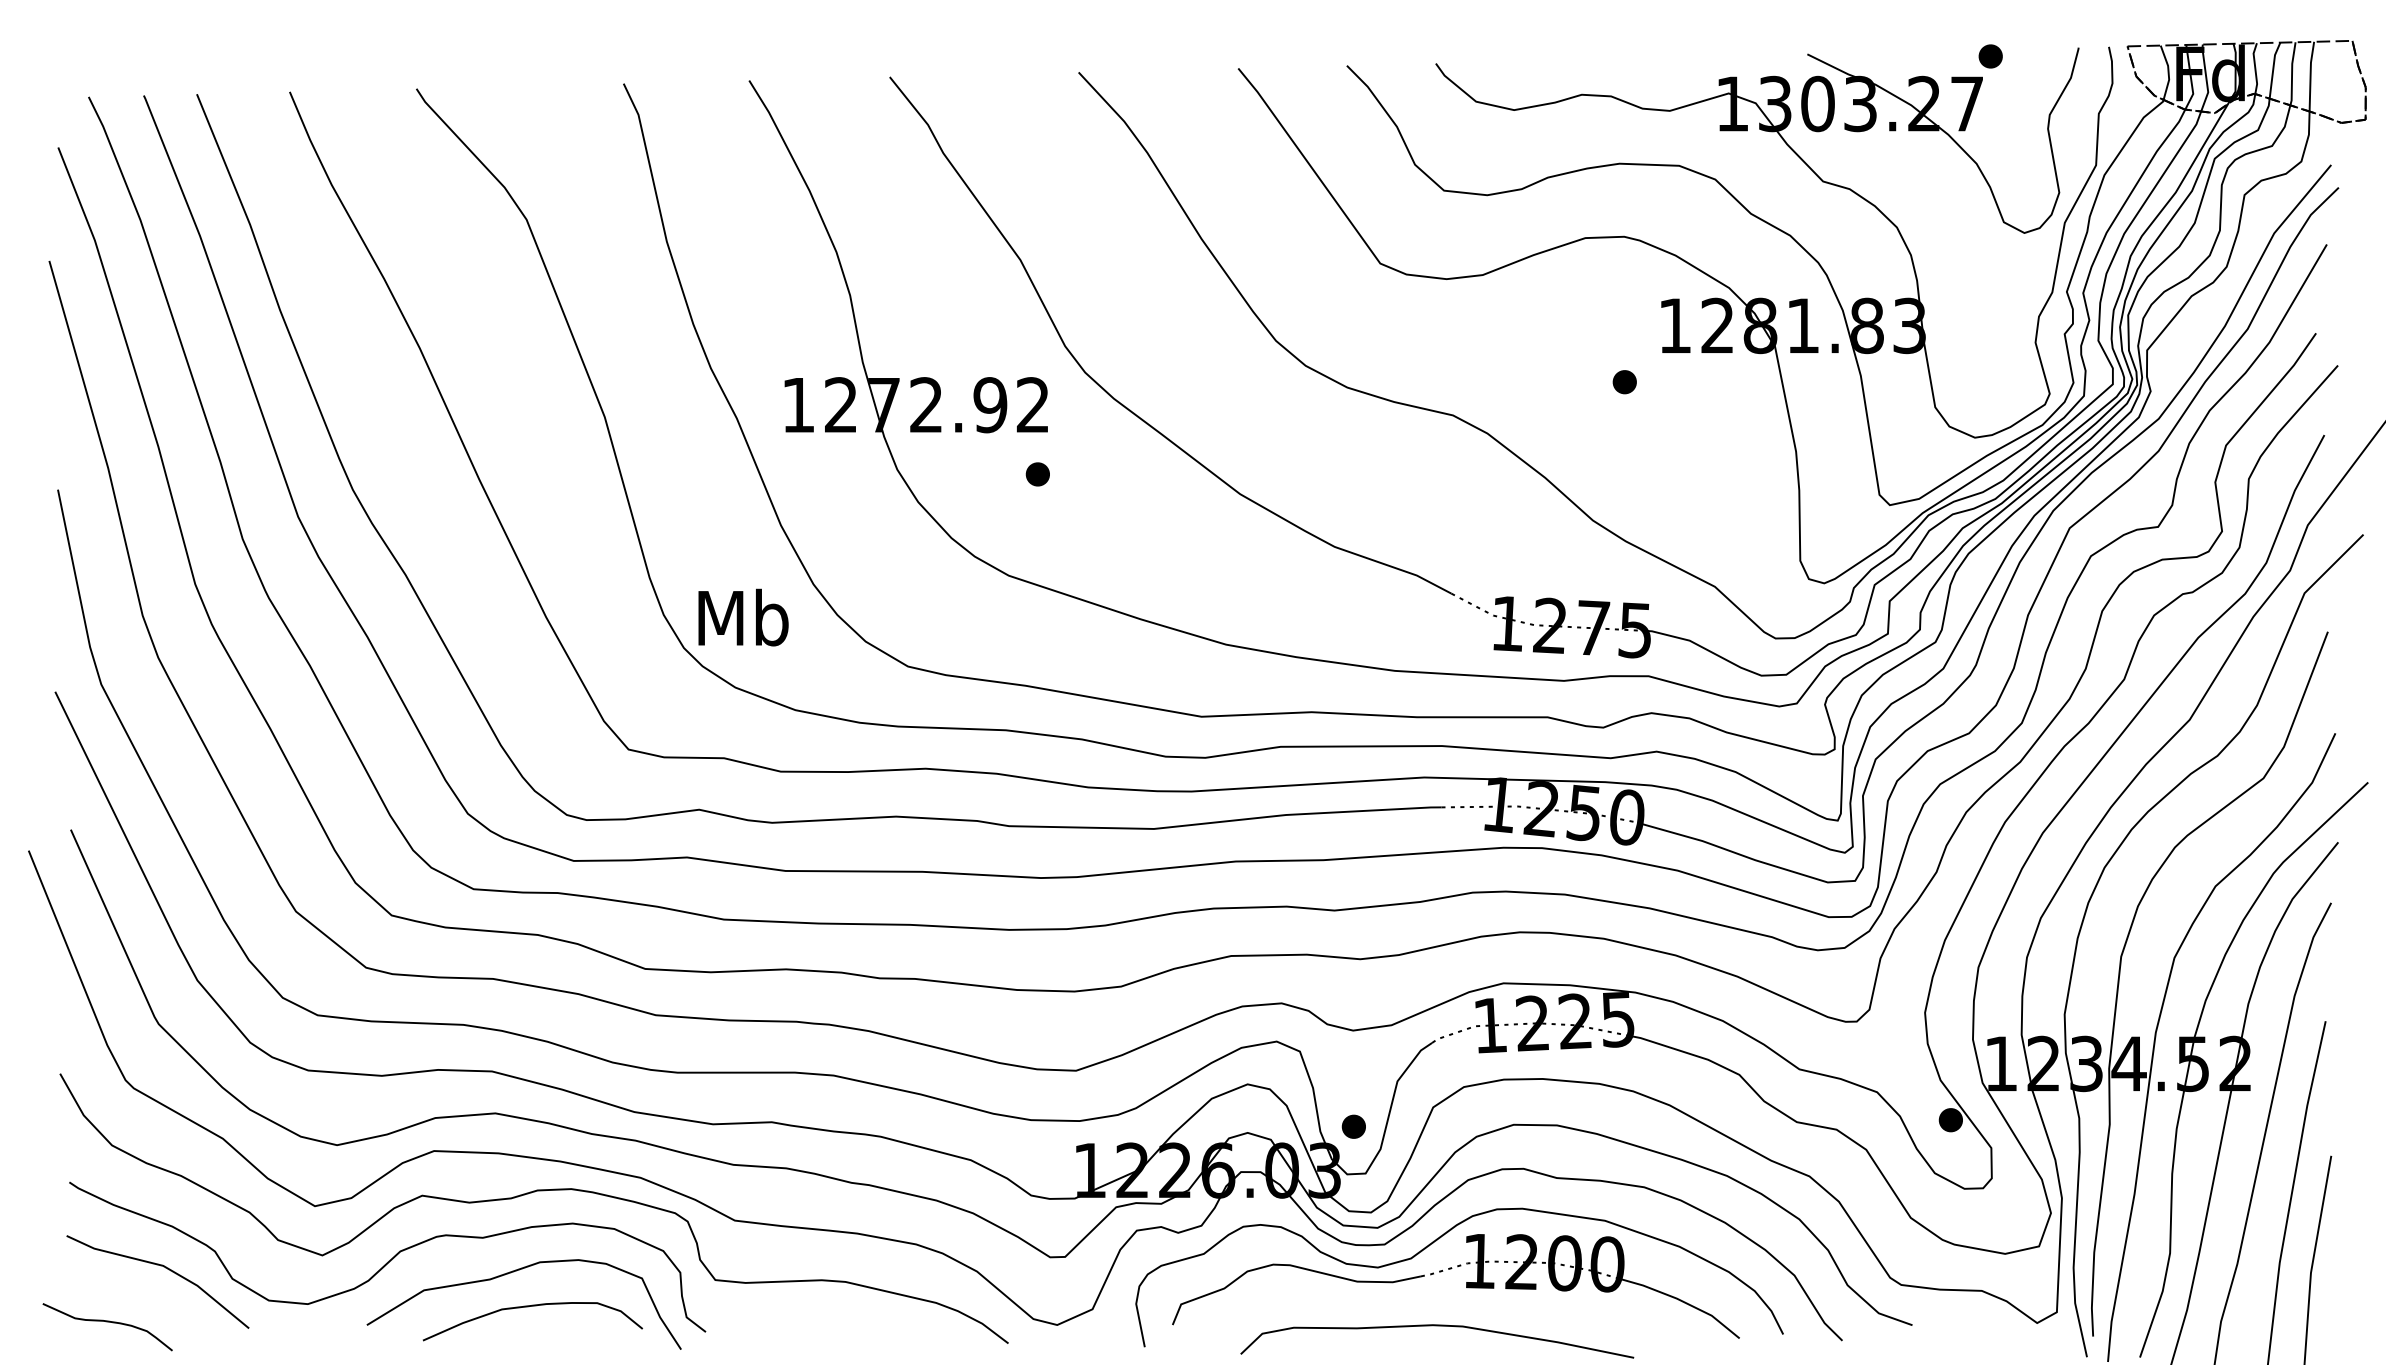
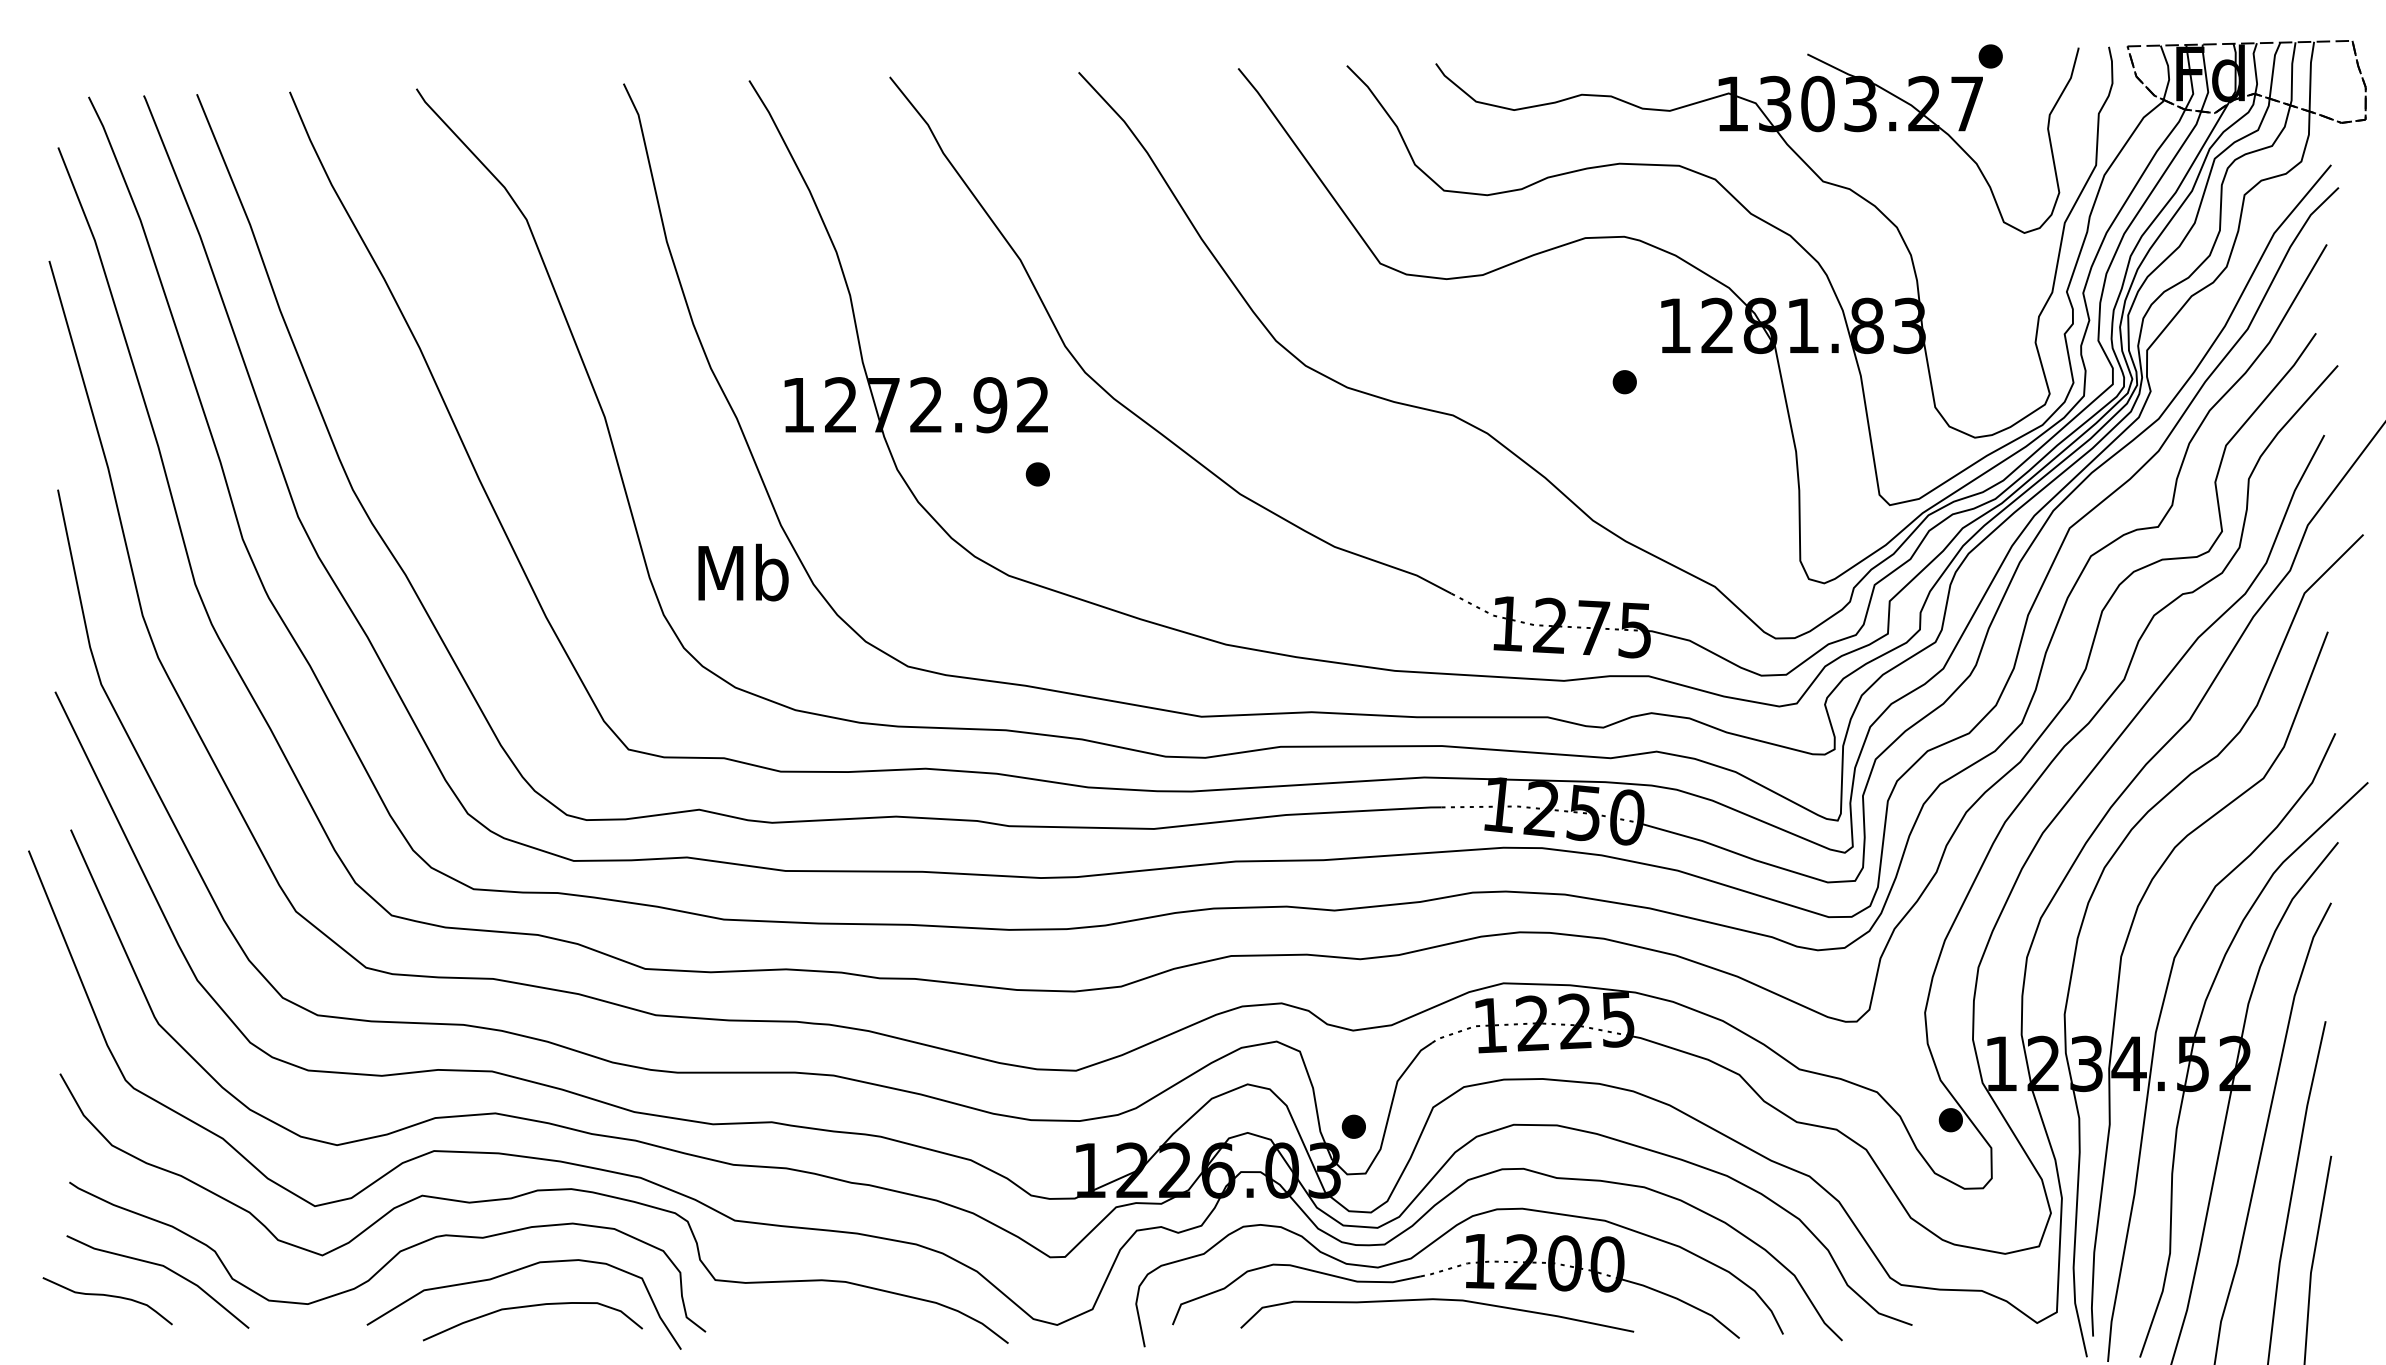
text position: (743, 617) -> (743, 572) (743, 572)
curve position: (107, 1322) -> (107, 1296) (107, 1296)
curve position: (1437, 1326) -> (1437, 1300) (1437, 1300)
